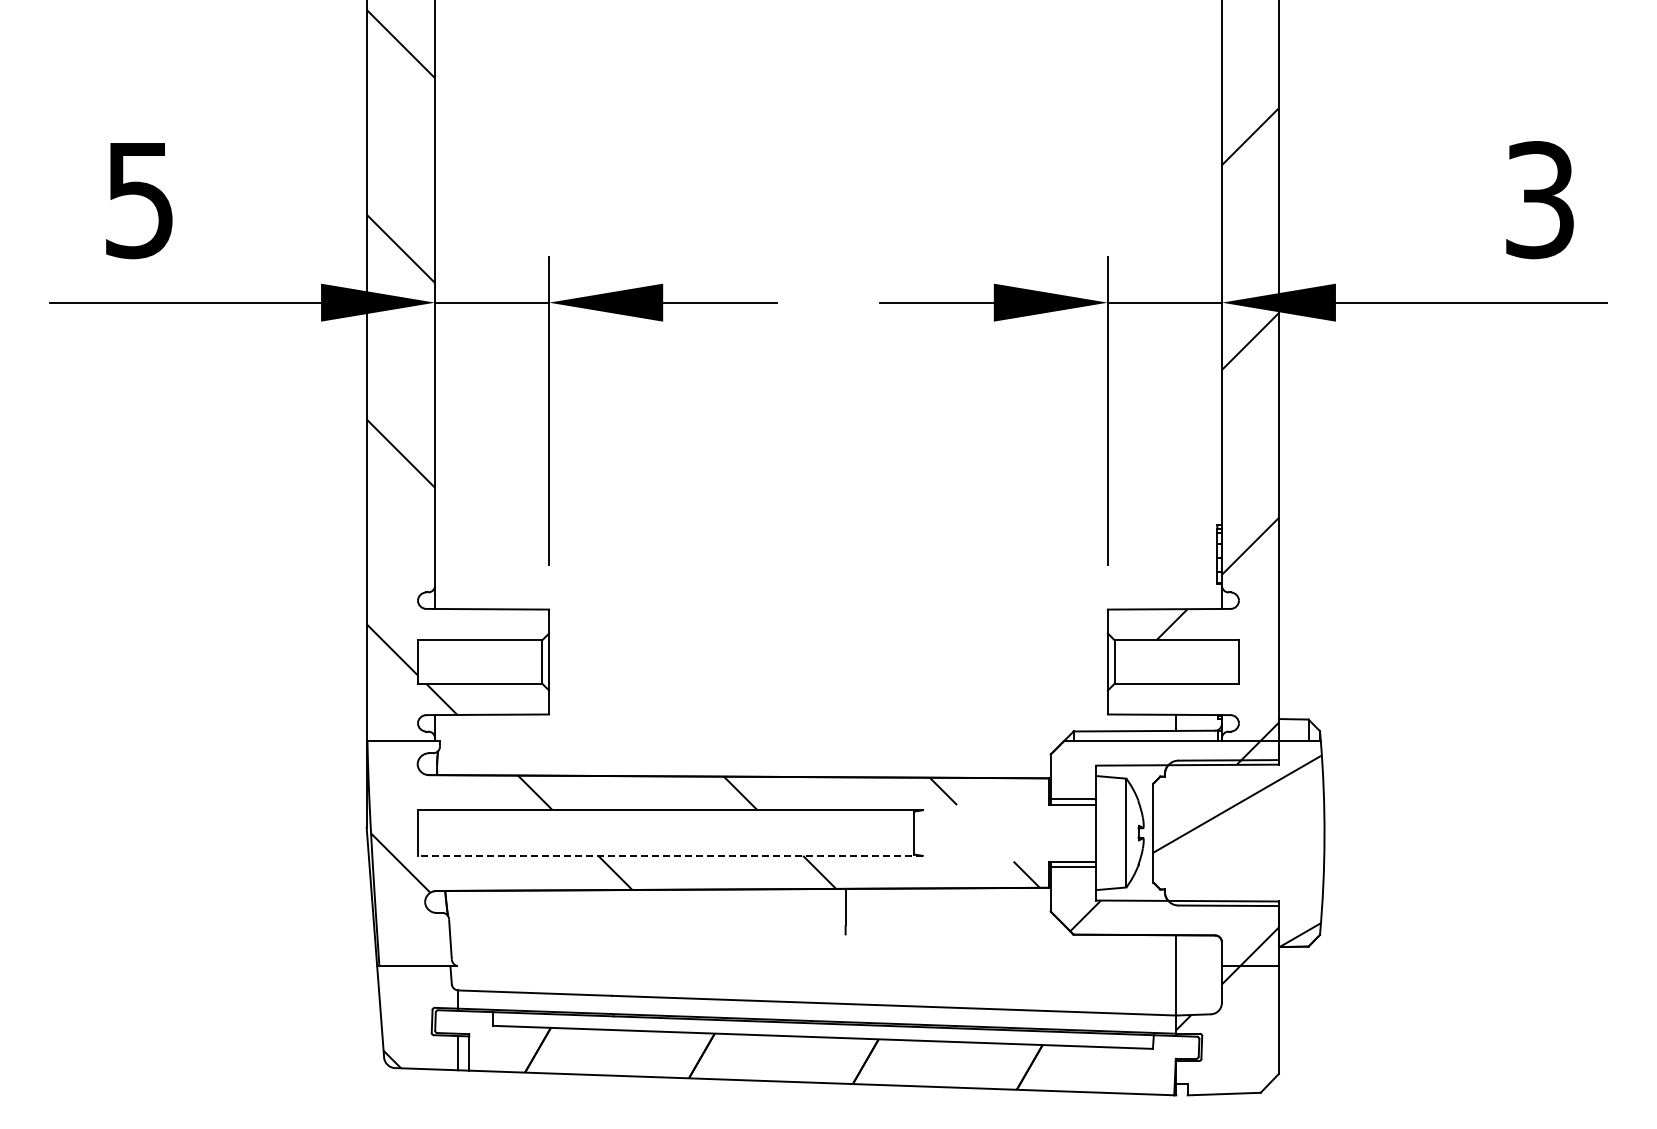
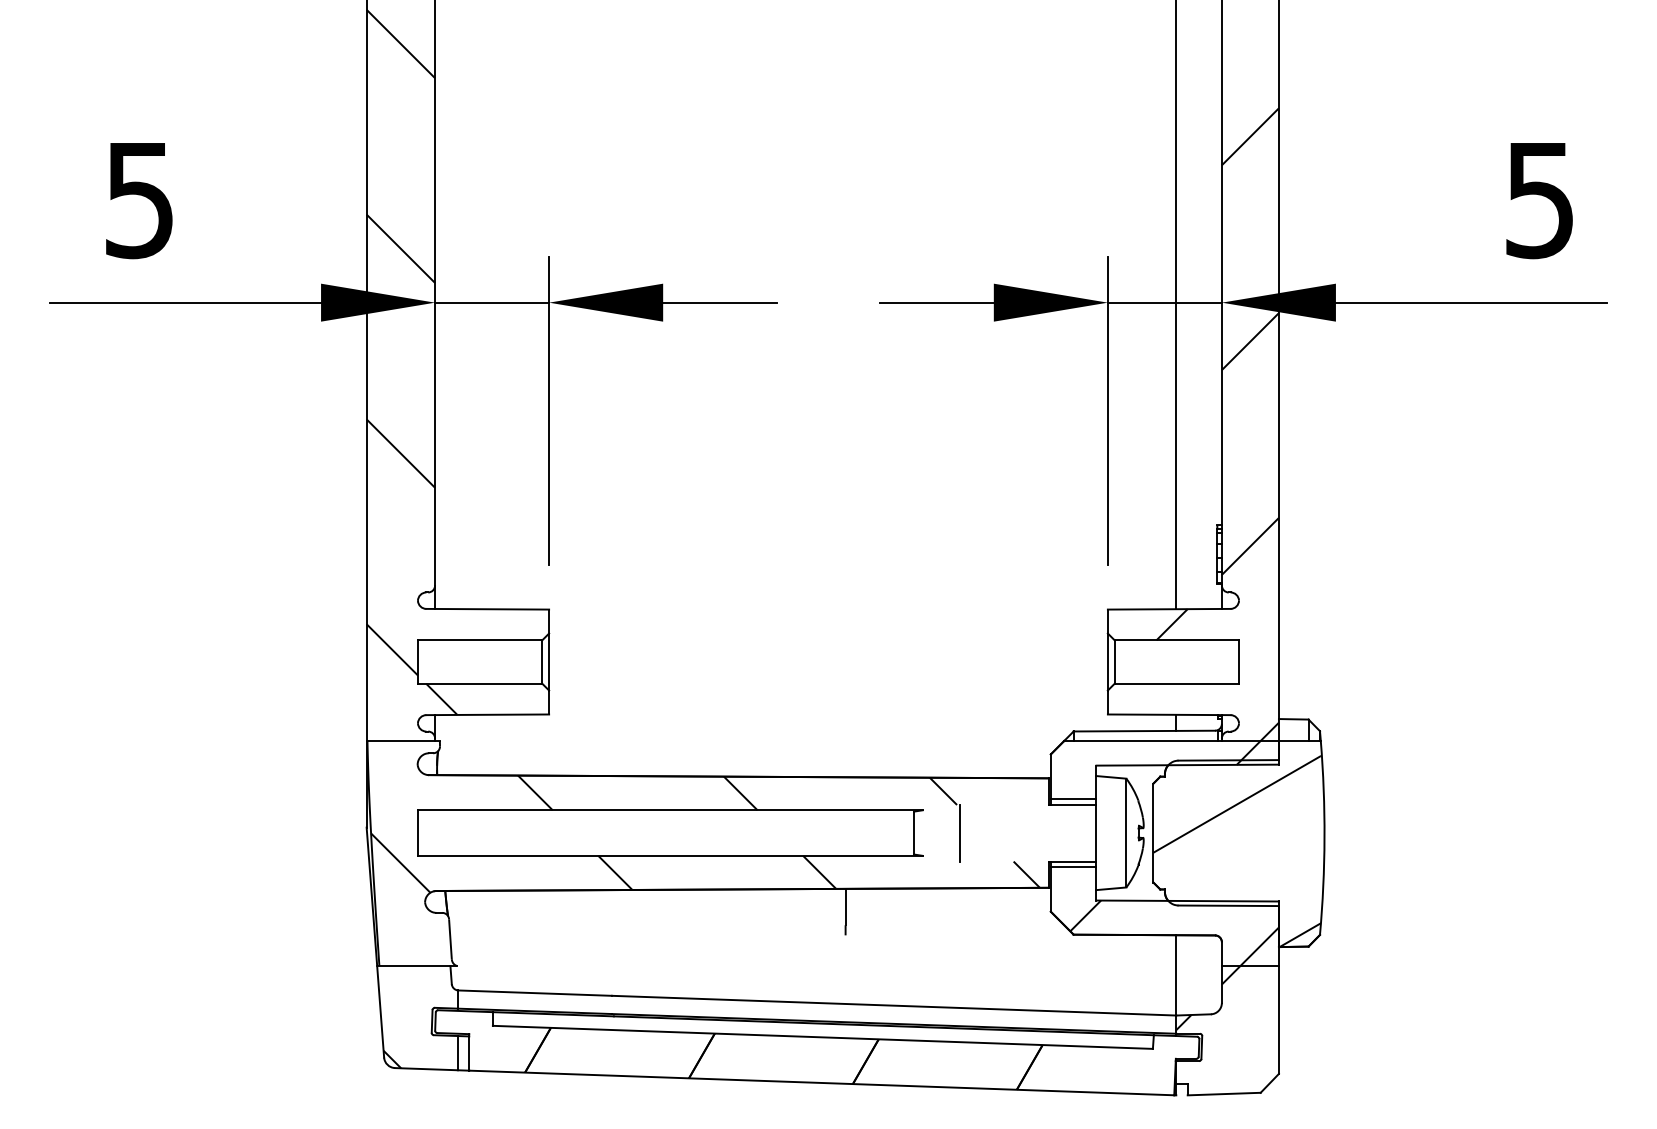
text: 3 -> 5 (1539, 199)
line: none -> present (1176, 305)
line: none -> present (959, 832)
line: dashed -> solid (669, 855)
